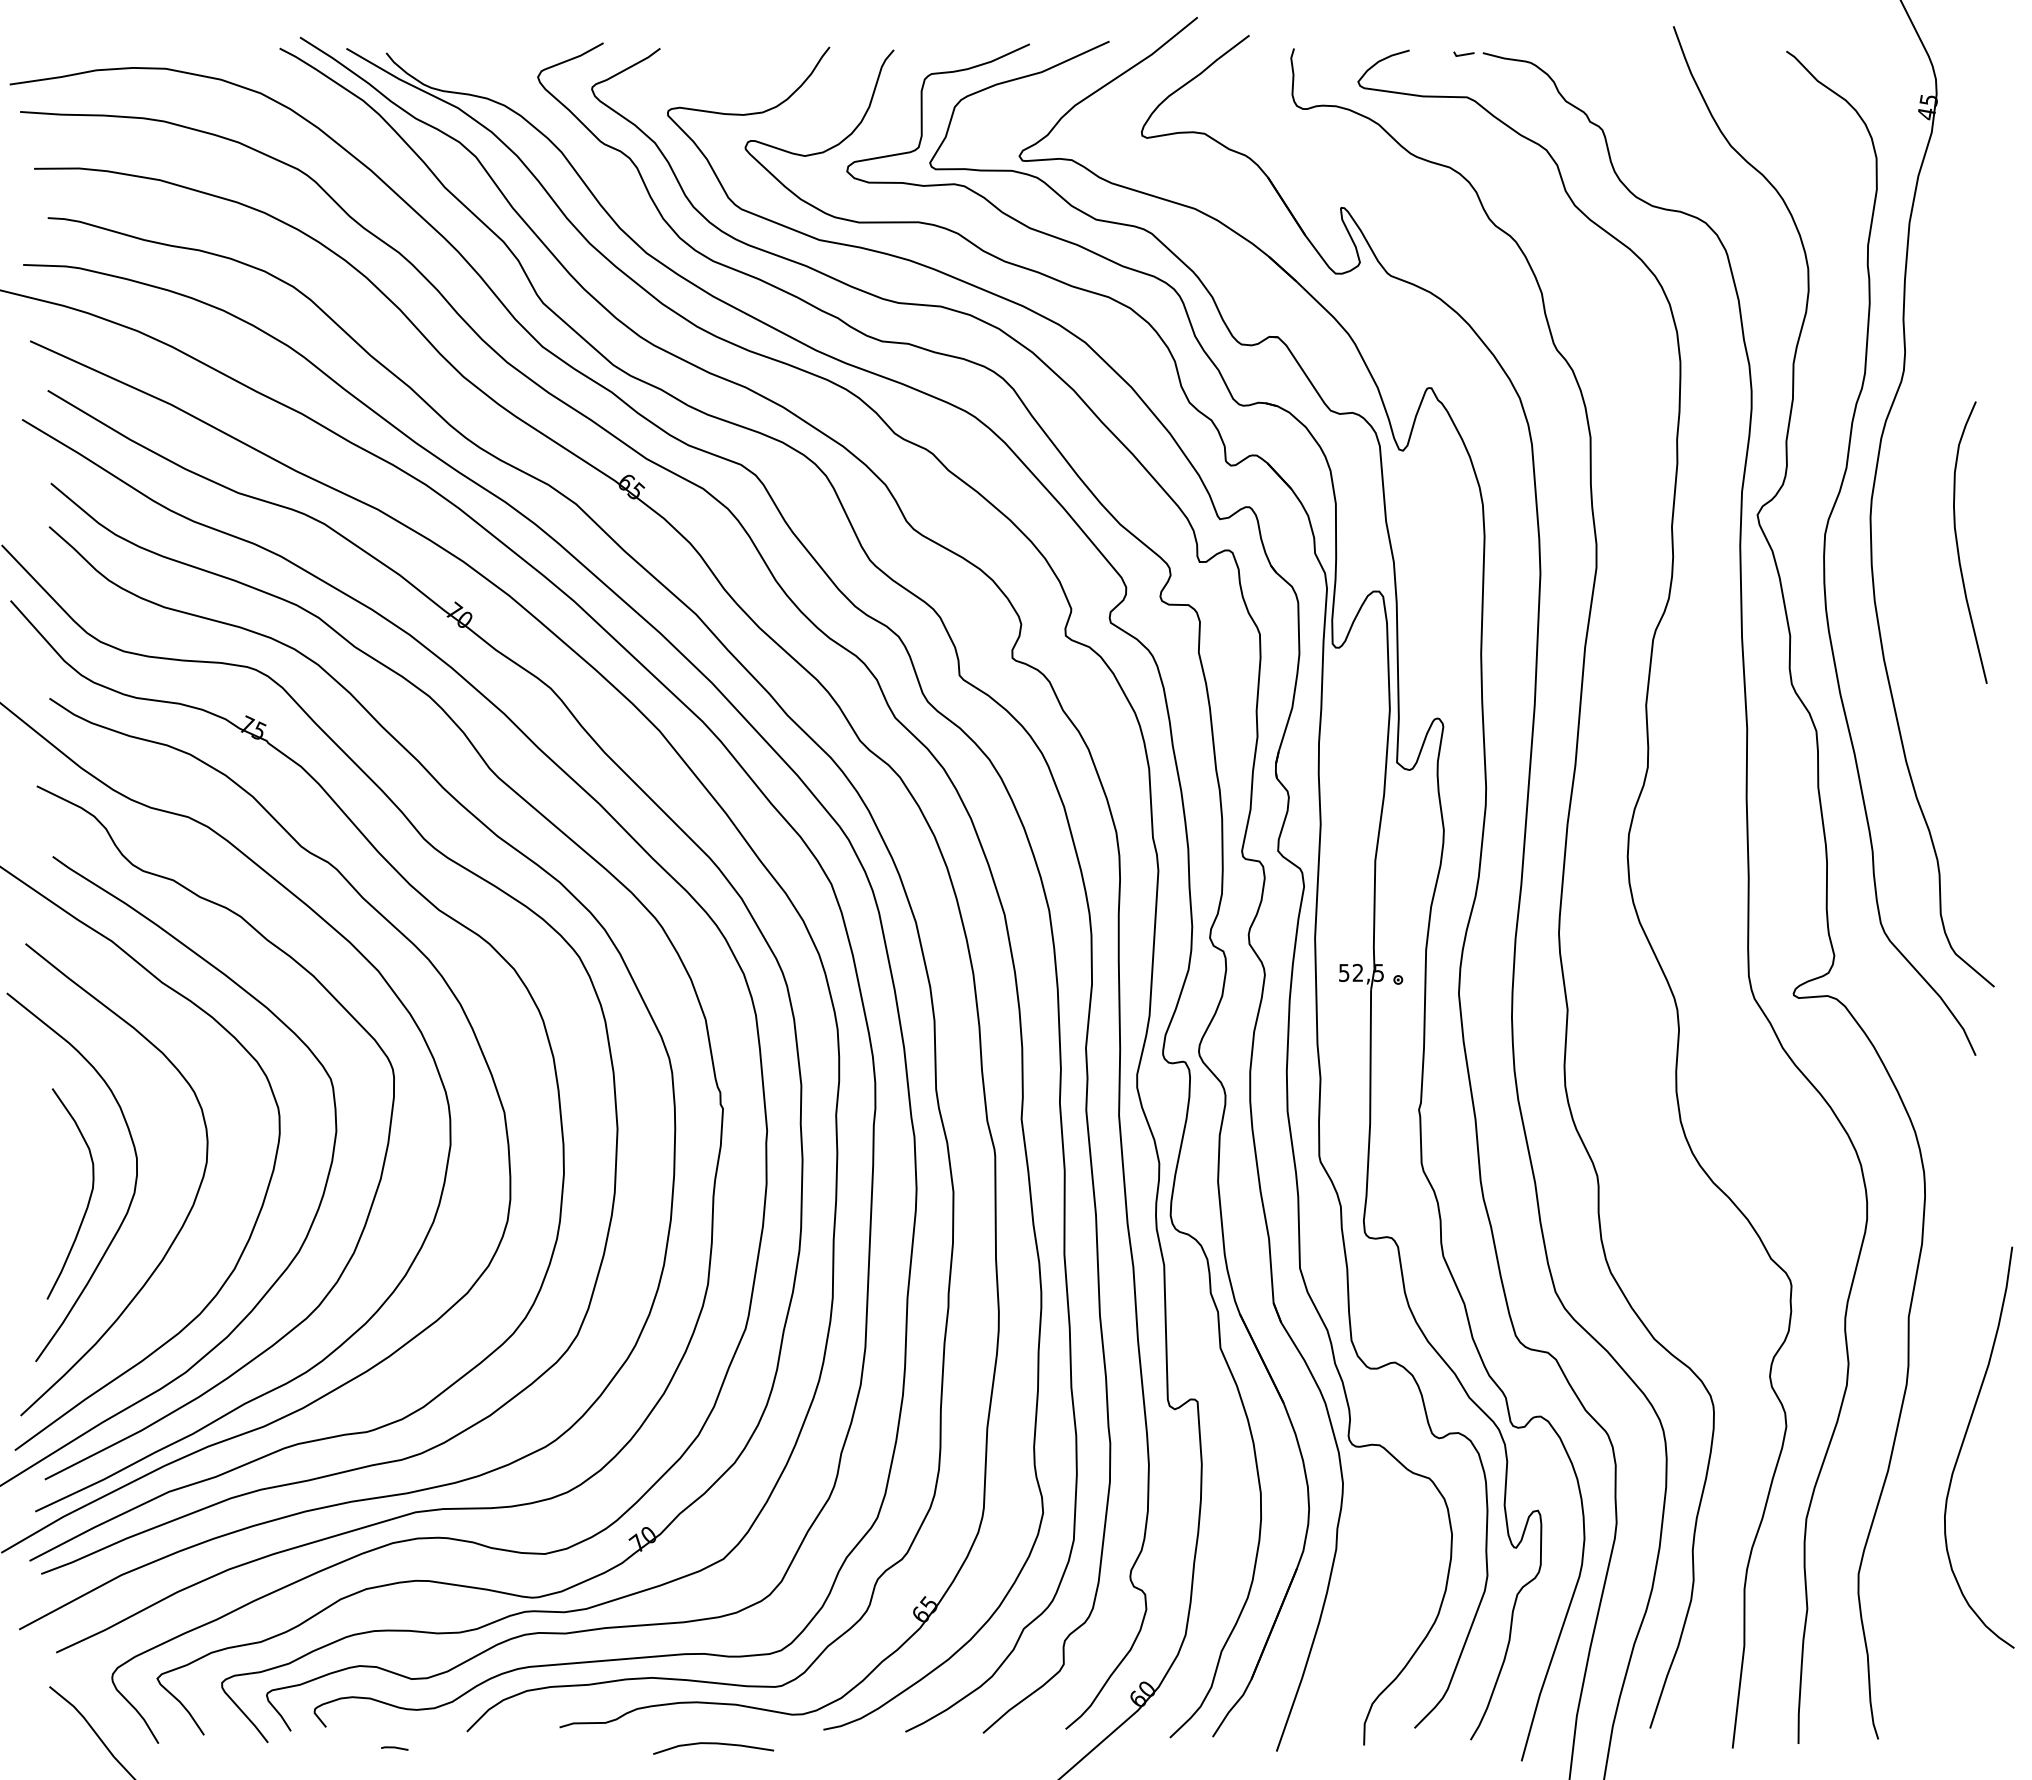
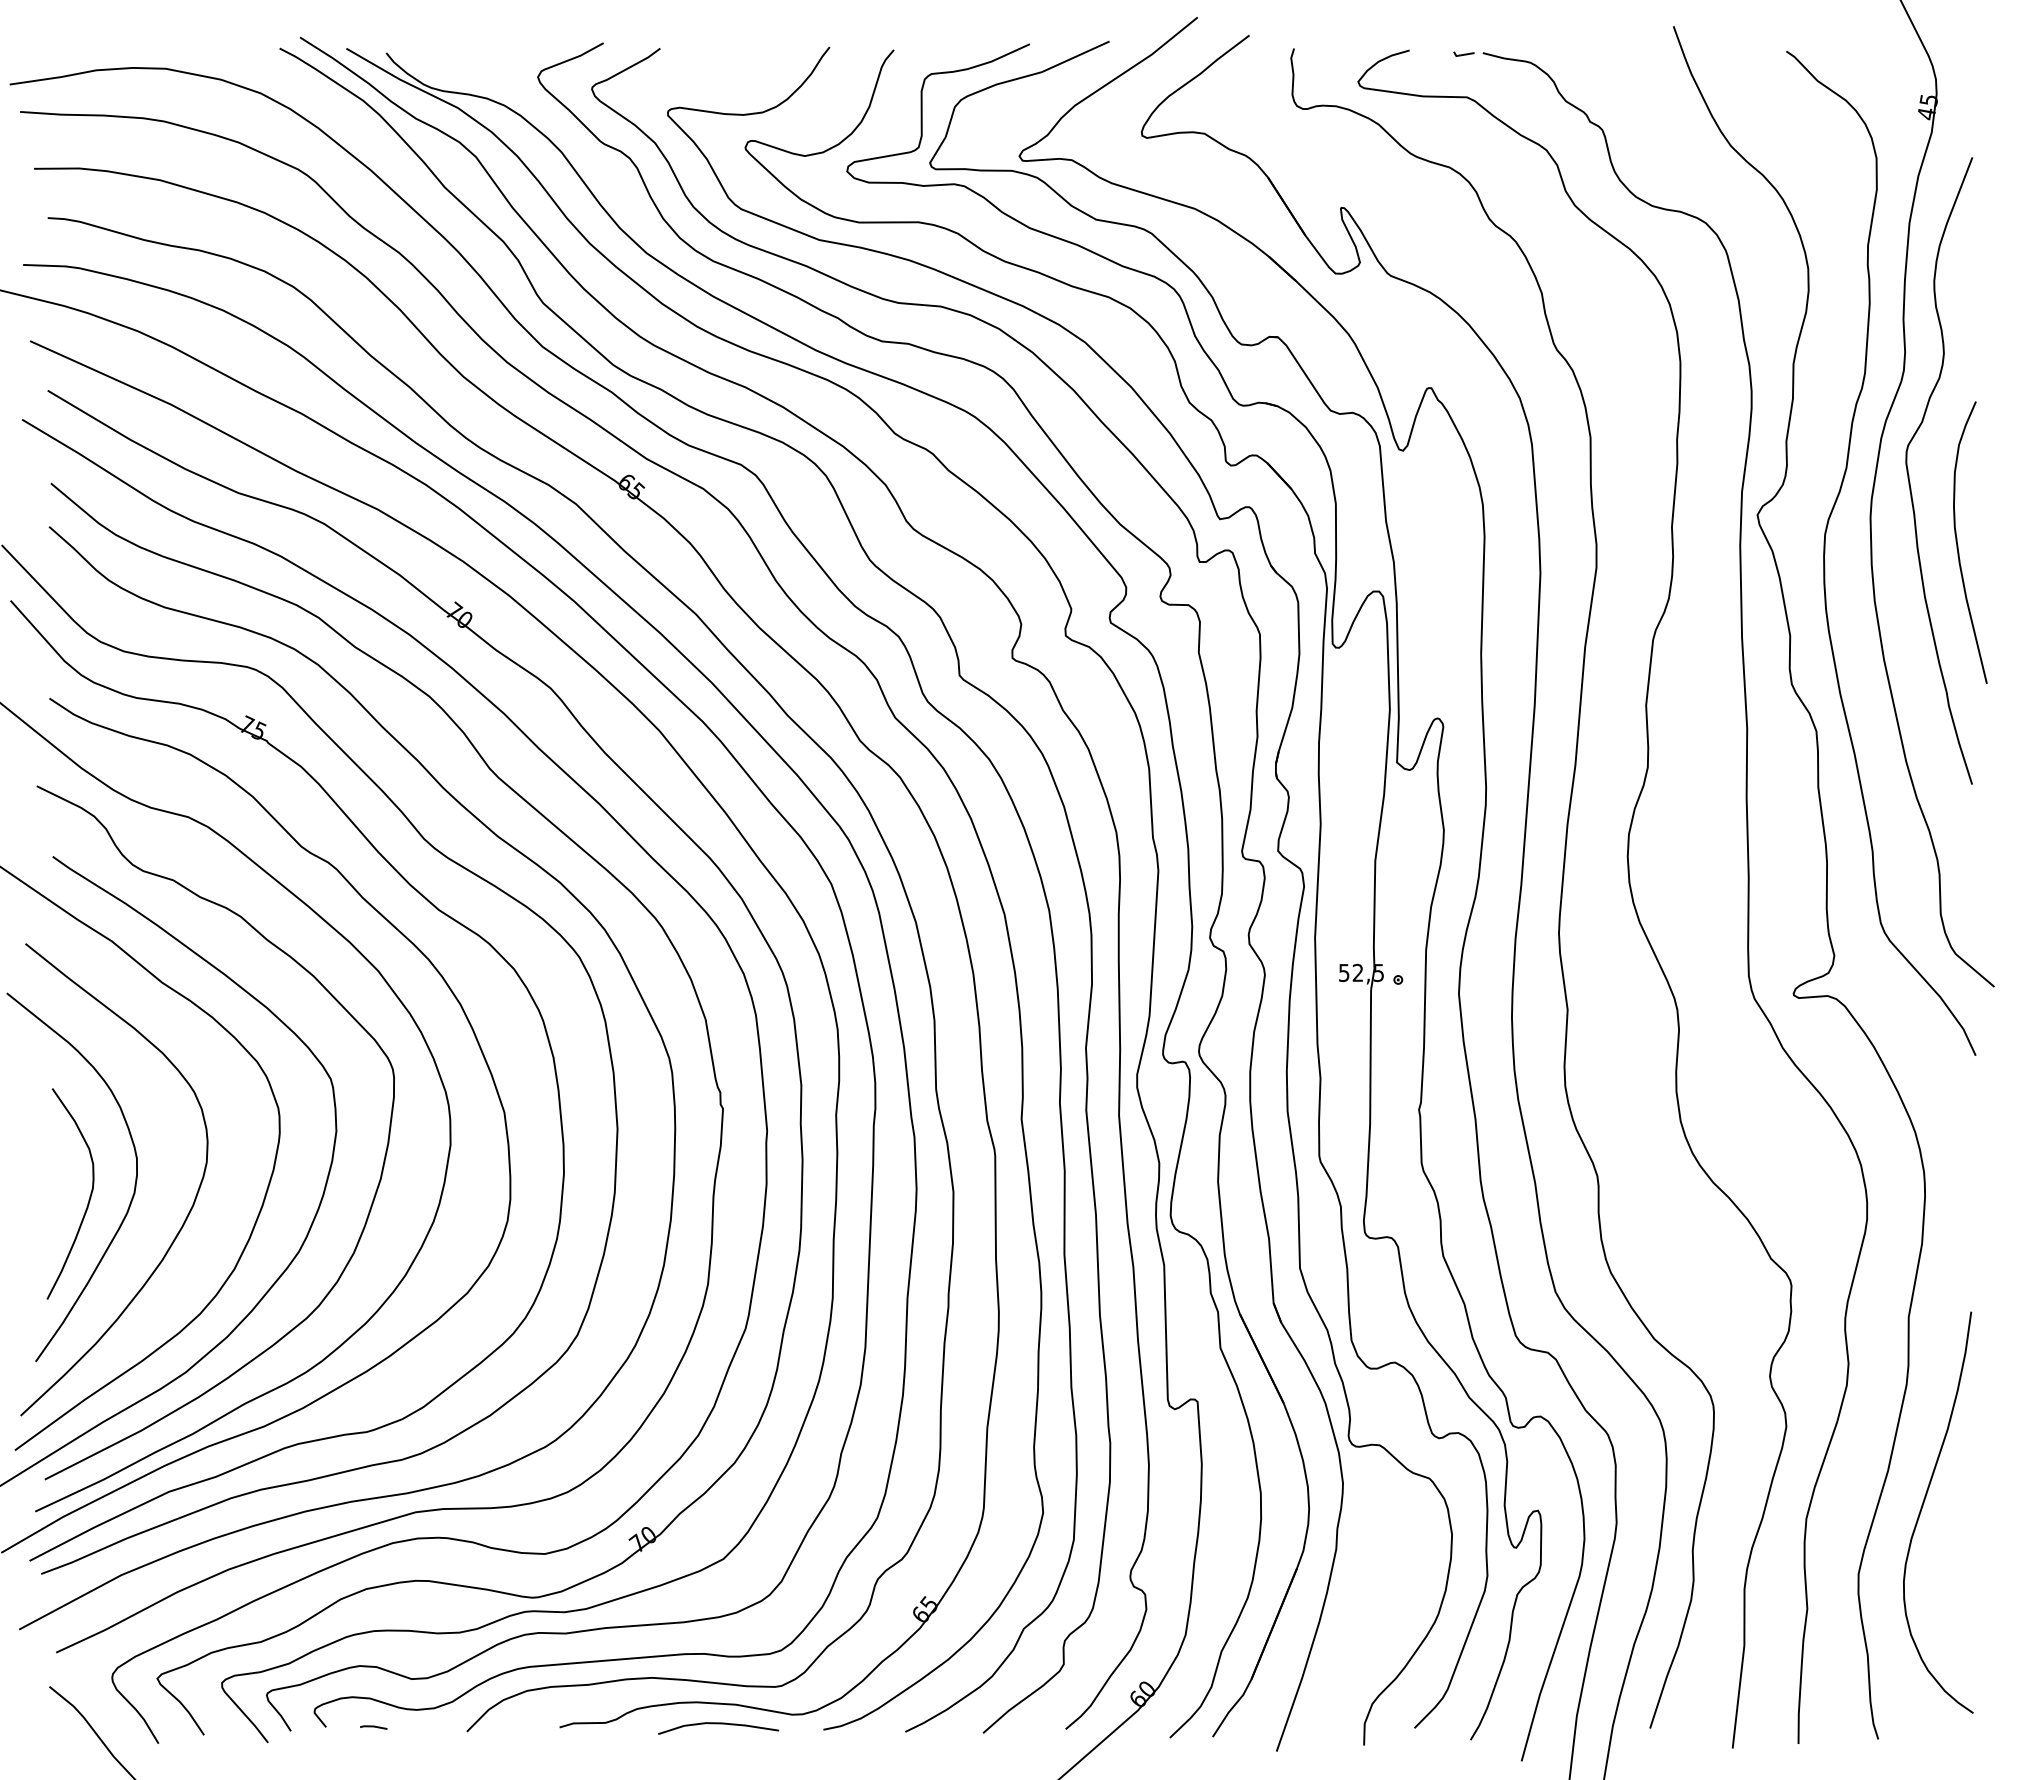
curve: none -> present (1909, 475)
curve position: (1964, 1441) -> (1923, 1506) (1923, 1506)
curve position: (713, 1744) -> (718, 1724) (718, 1724)
line position: (394, 1748) -> (373, 1727) (373, 1727)
